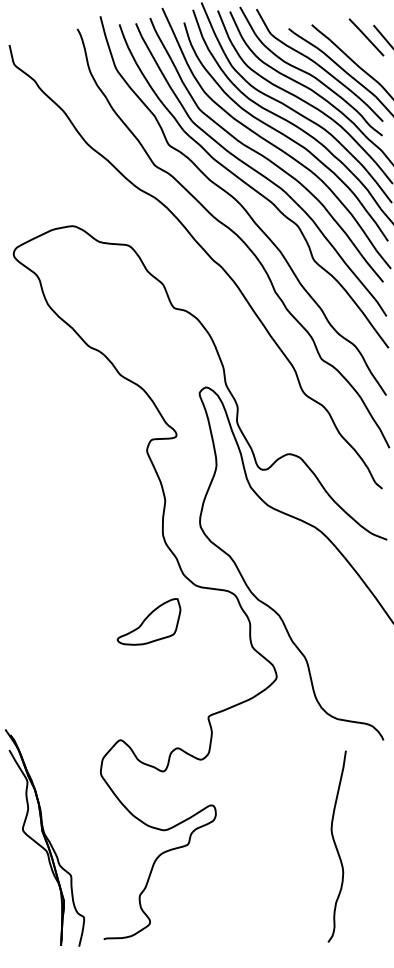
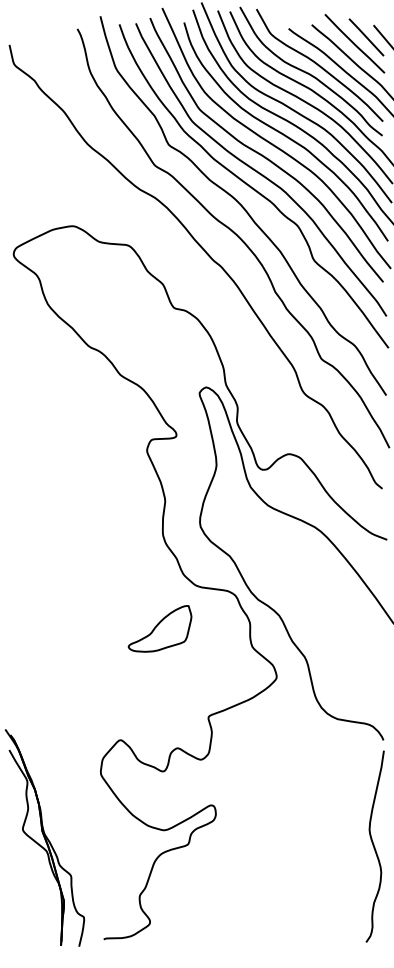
line: none -> present (354, 43)
part position: (148, 621) -> (159, 628) (159, 628)
curve position: (336, 846) -> (374, 846) (374, 846)
